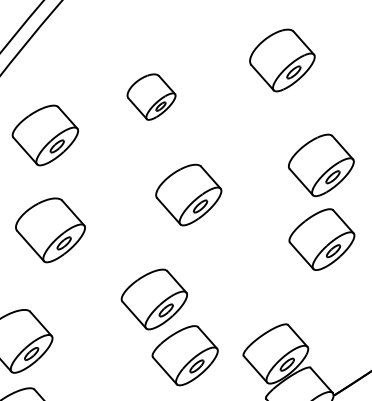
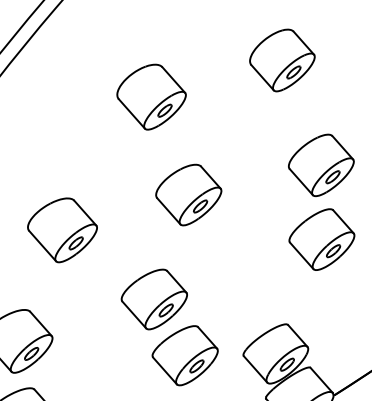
part size: 51x48 px -> 71x68 px (151, 96)
part: present -> none (44, 135)
part position: (50, 230) -> (62, 230) (62, 230)
